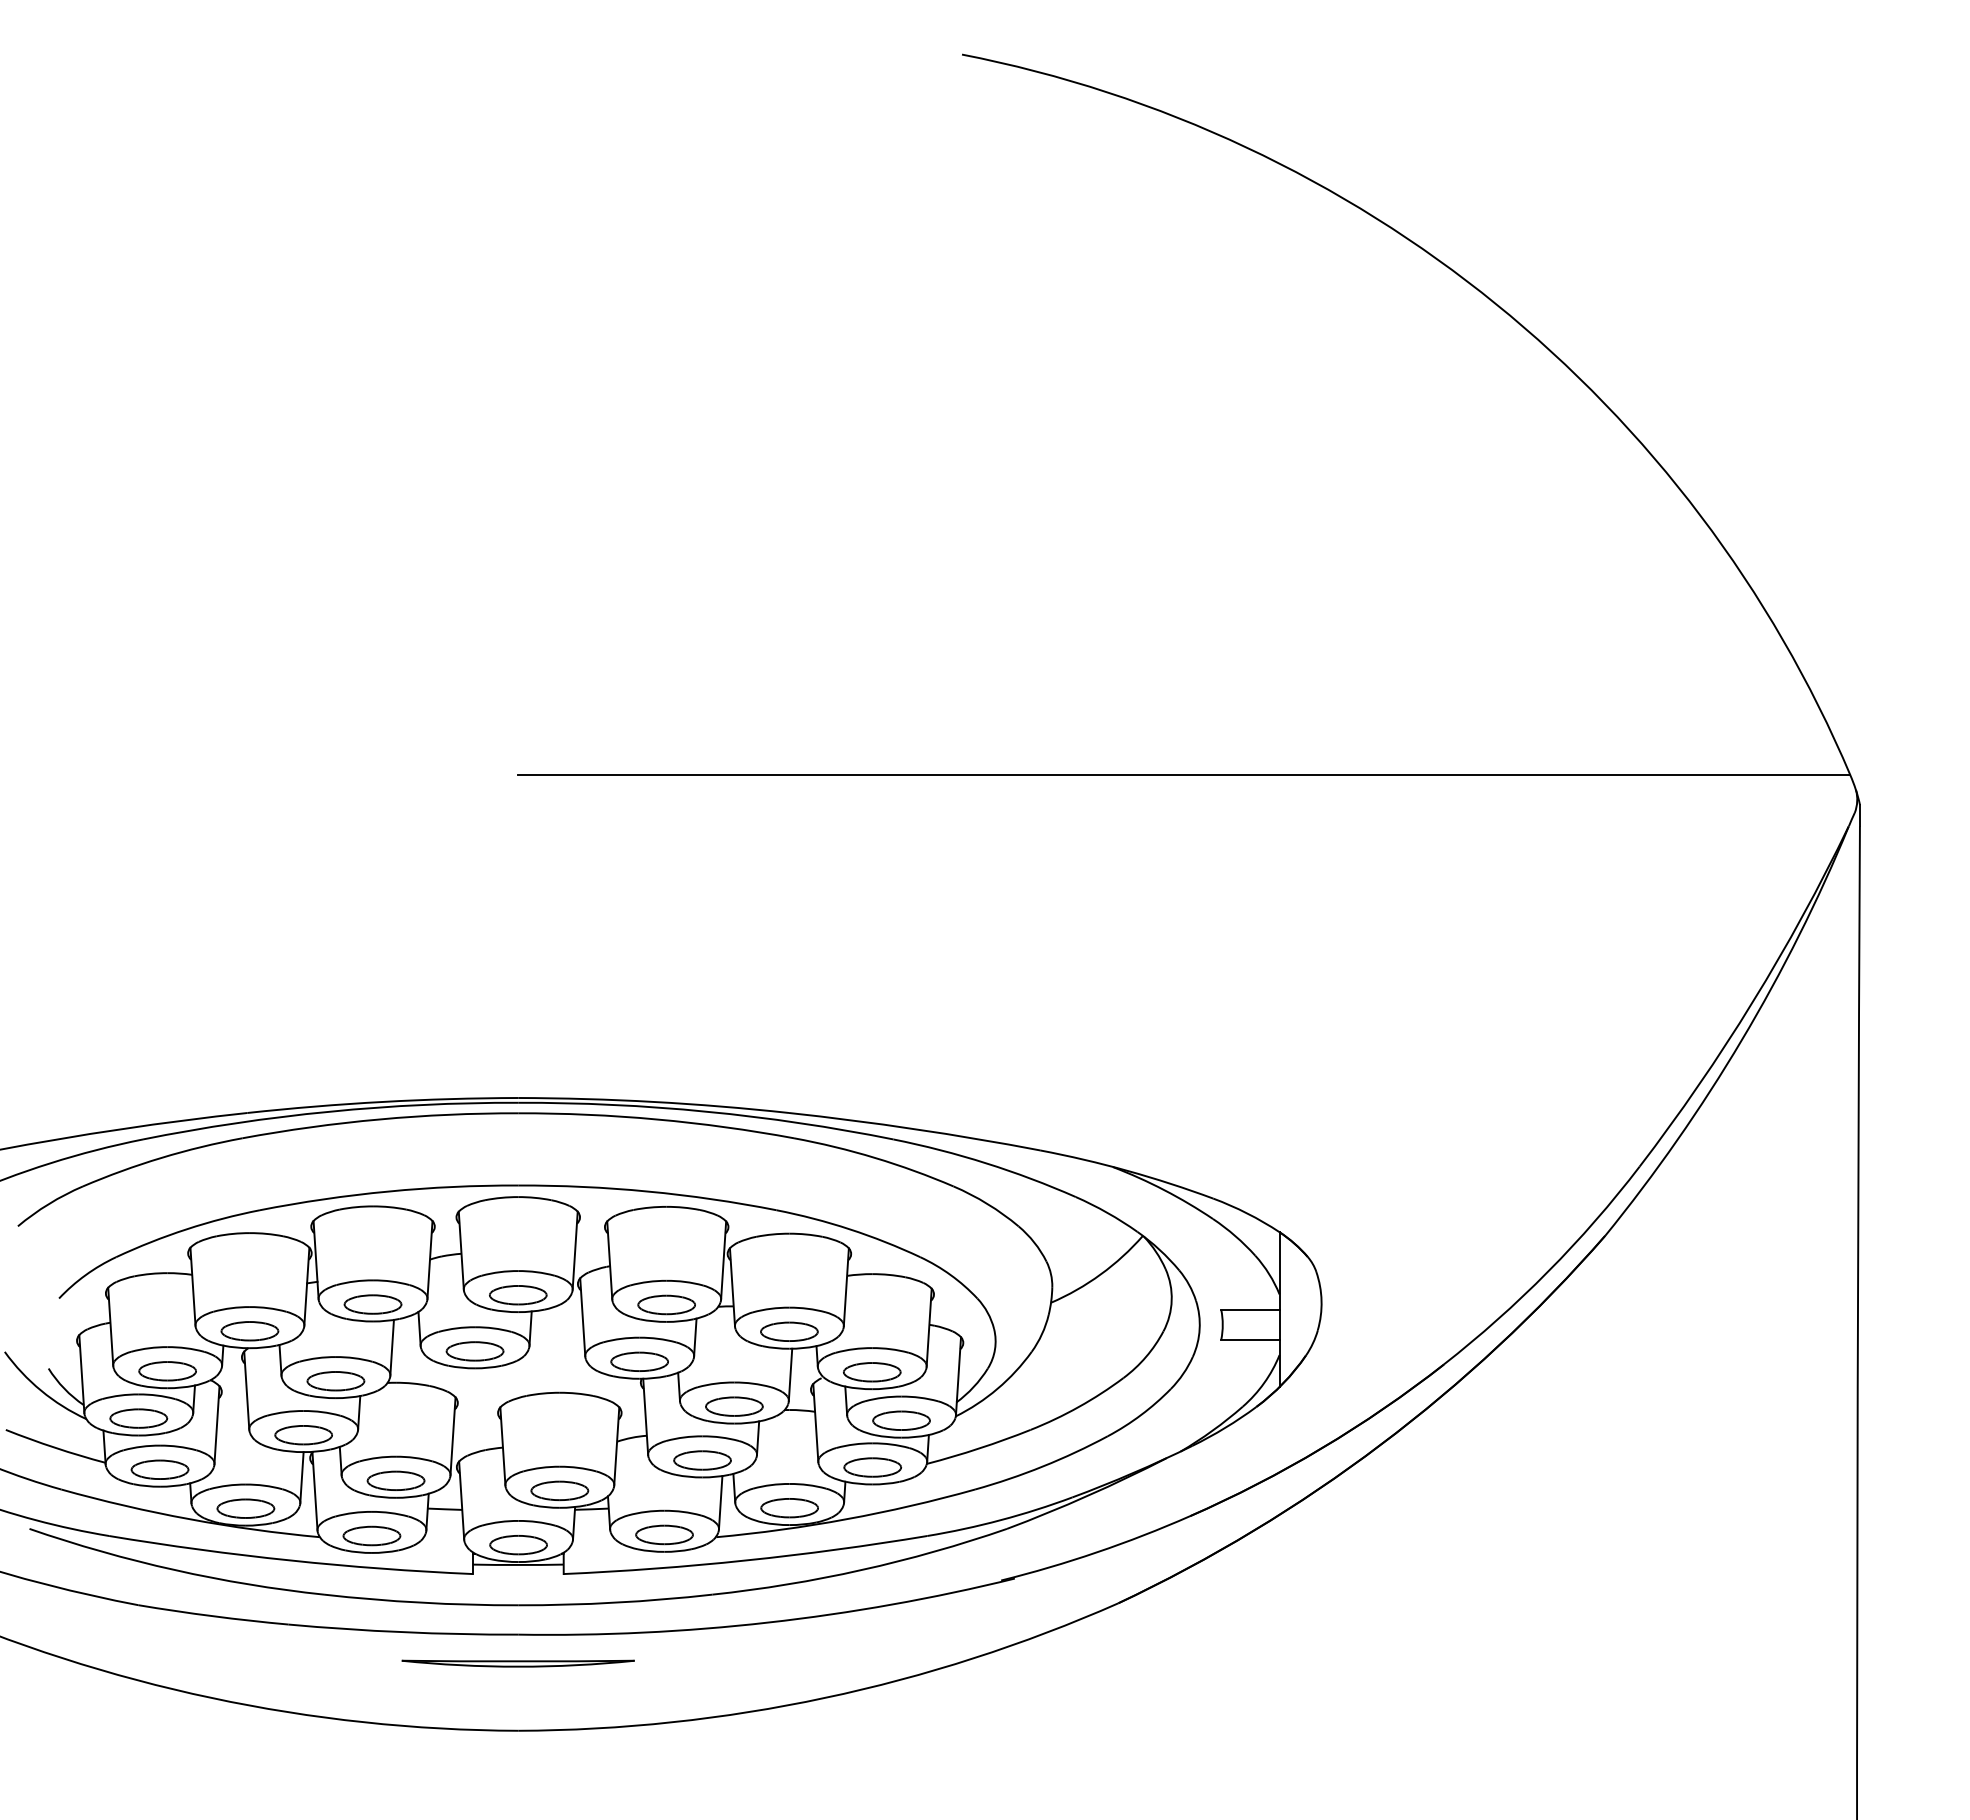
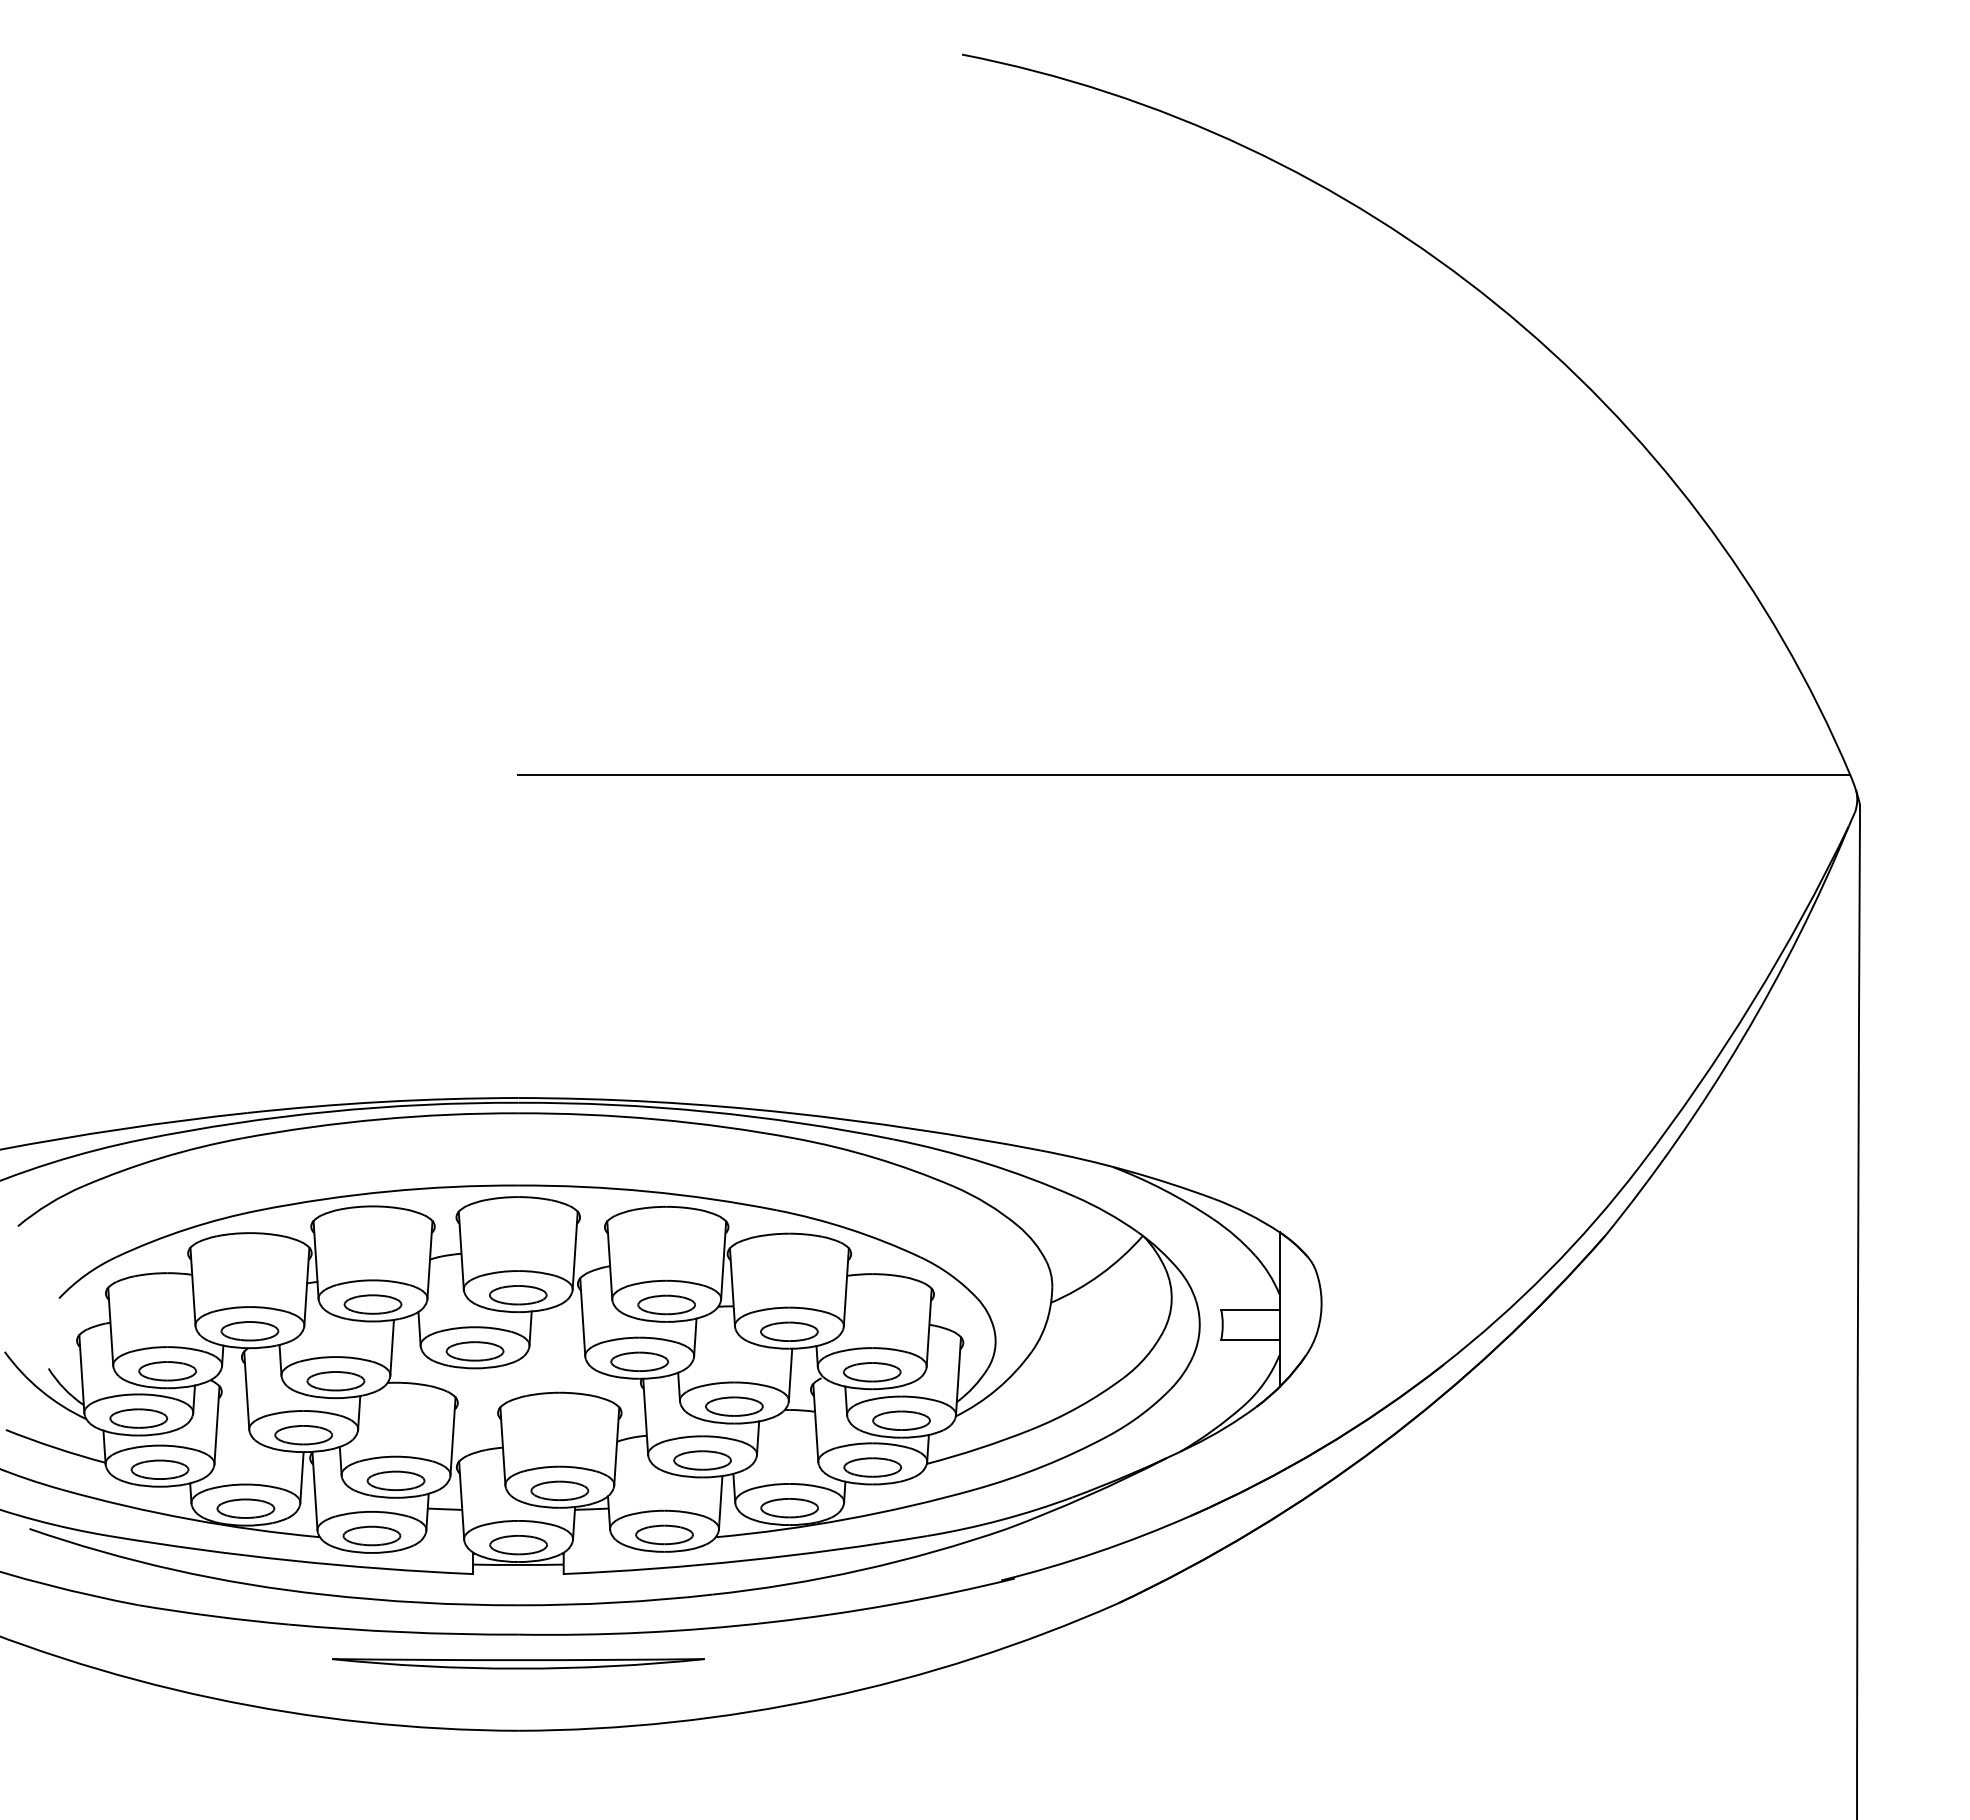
part size: 234x9 px -> 373x12 px (518, 1663)
